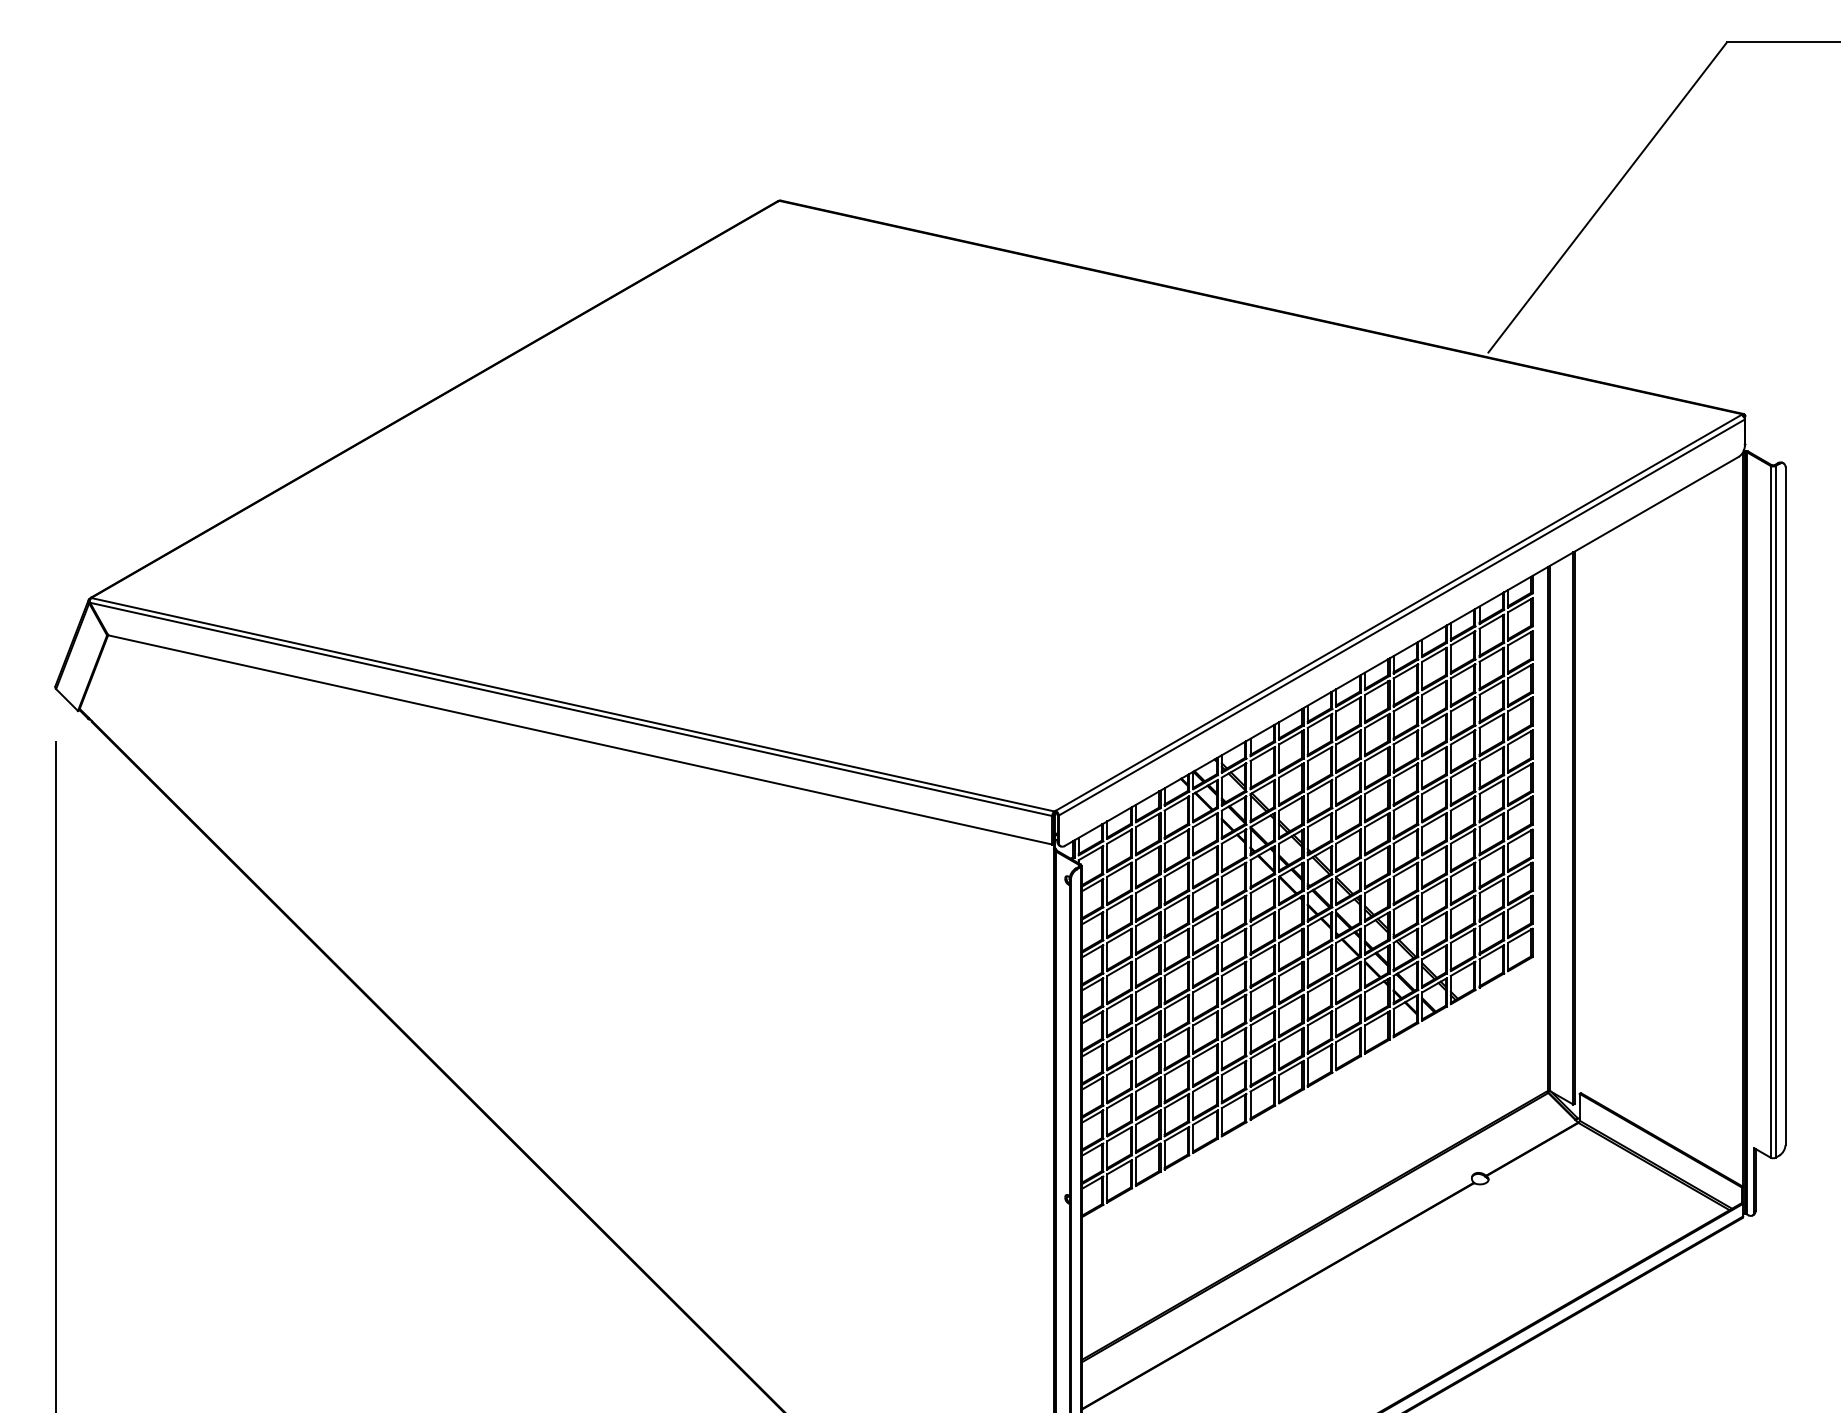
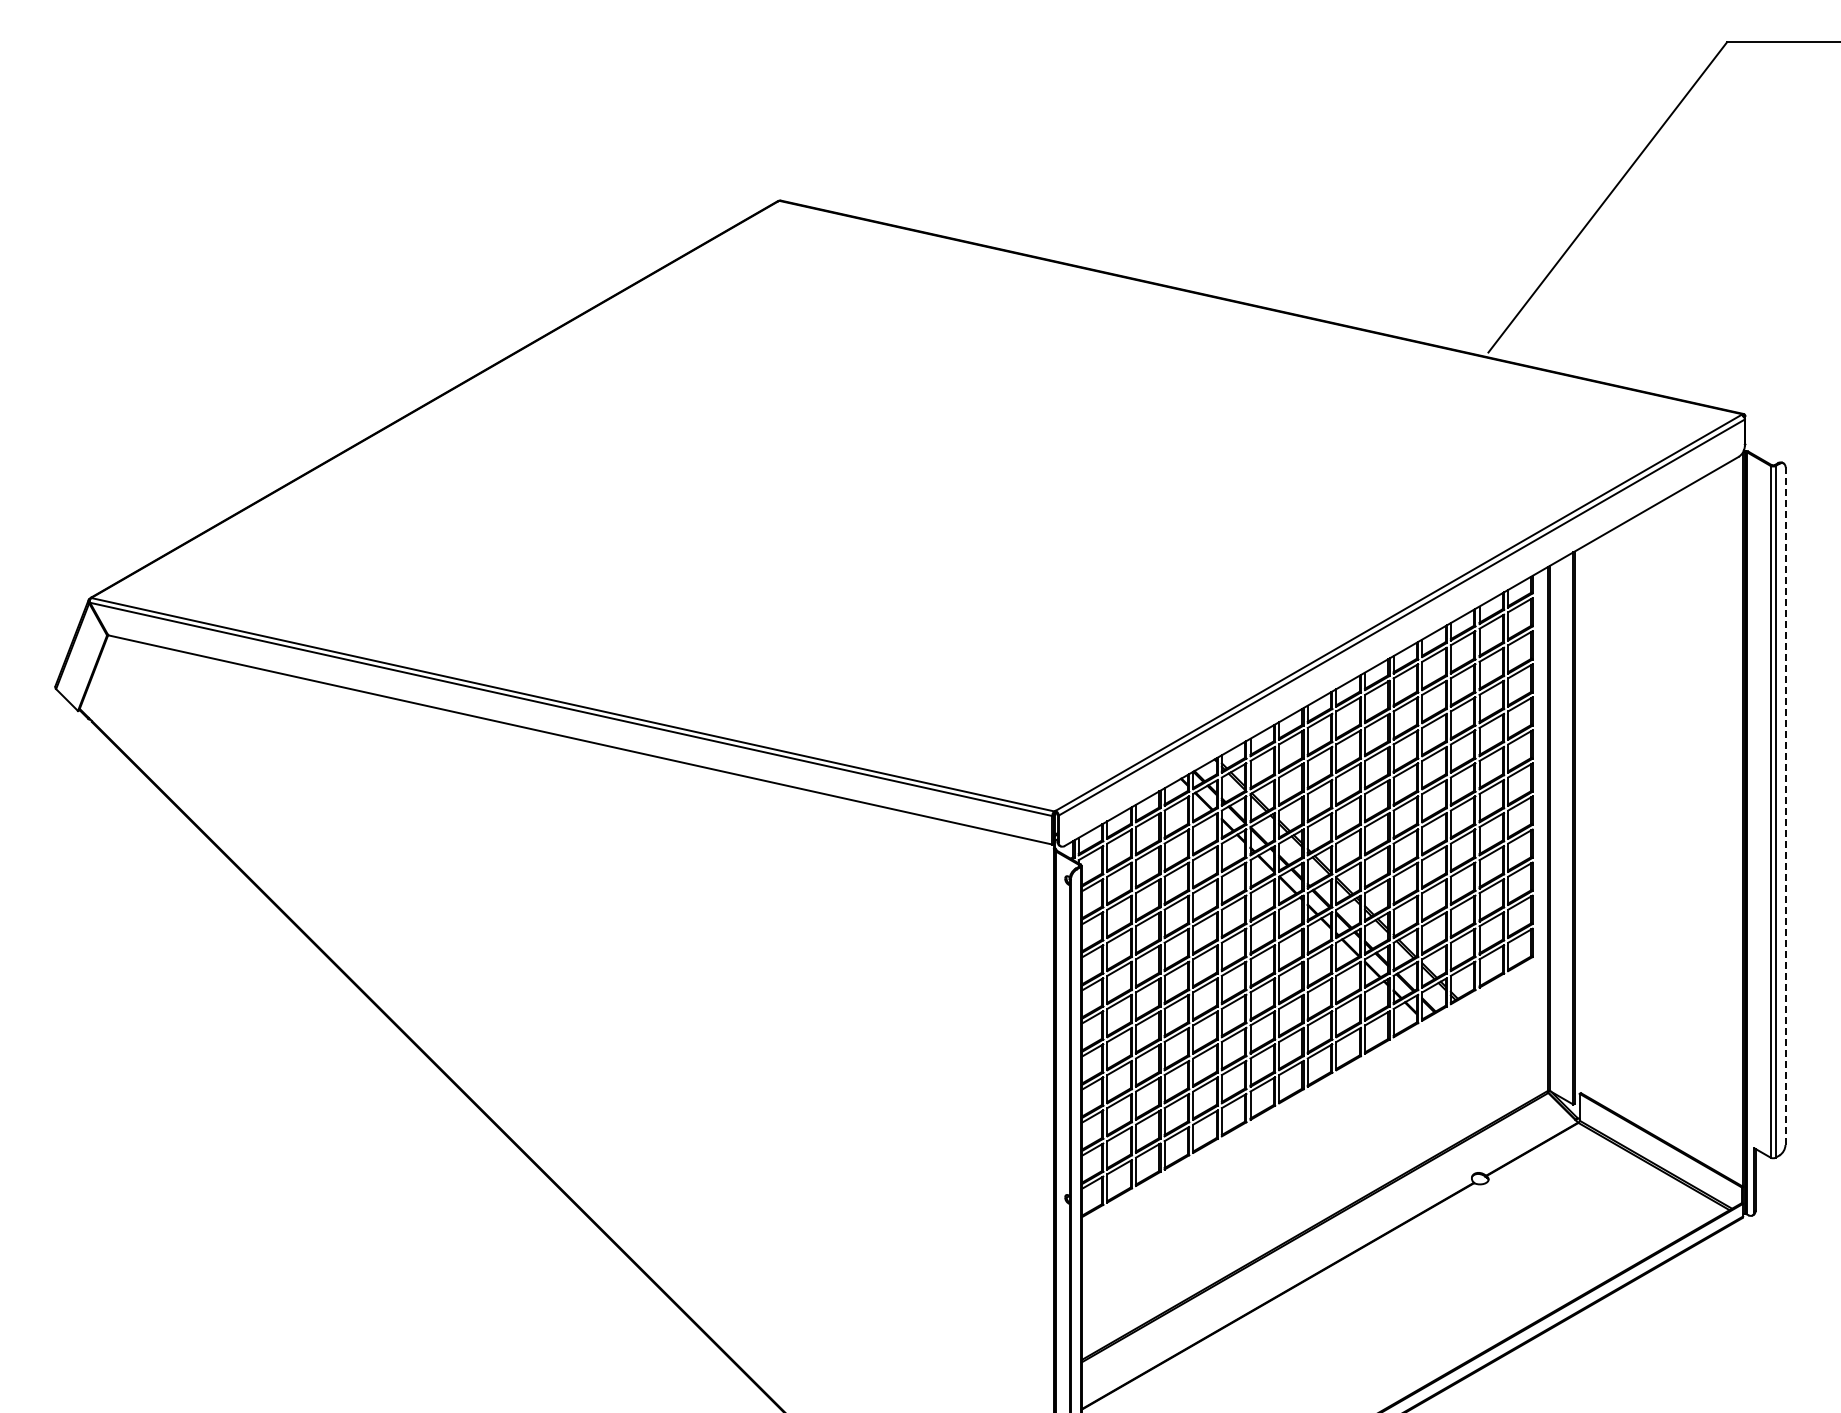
line: solid -> dashed (1785, 806)
line: present -> none (56, 1075)
